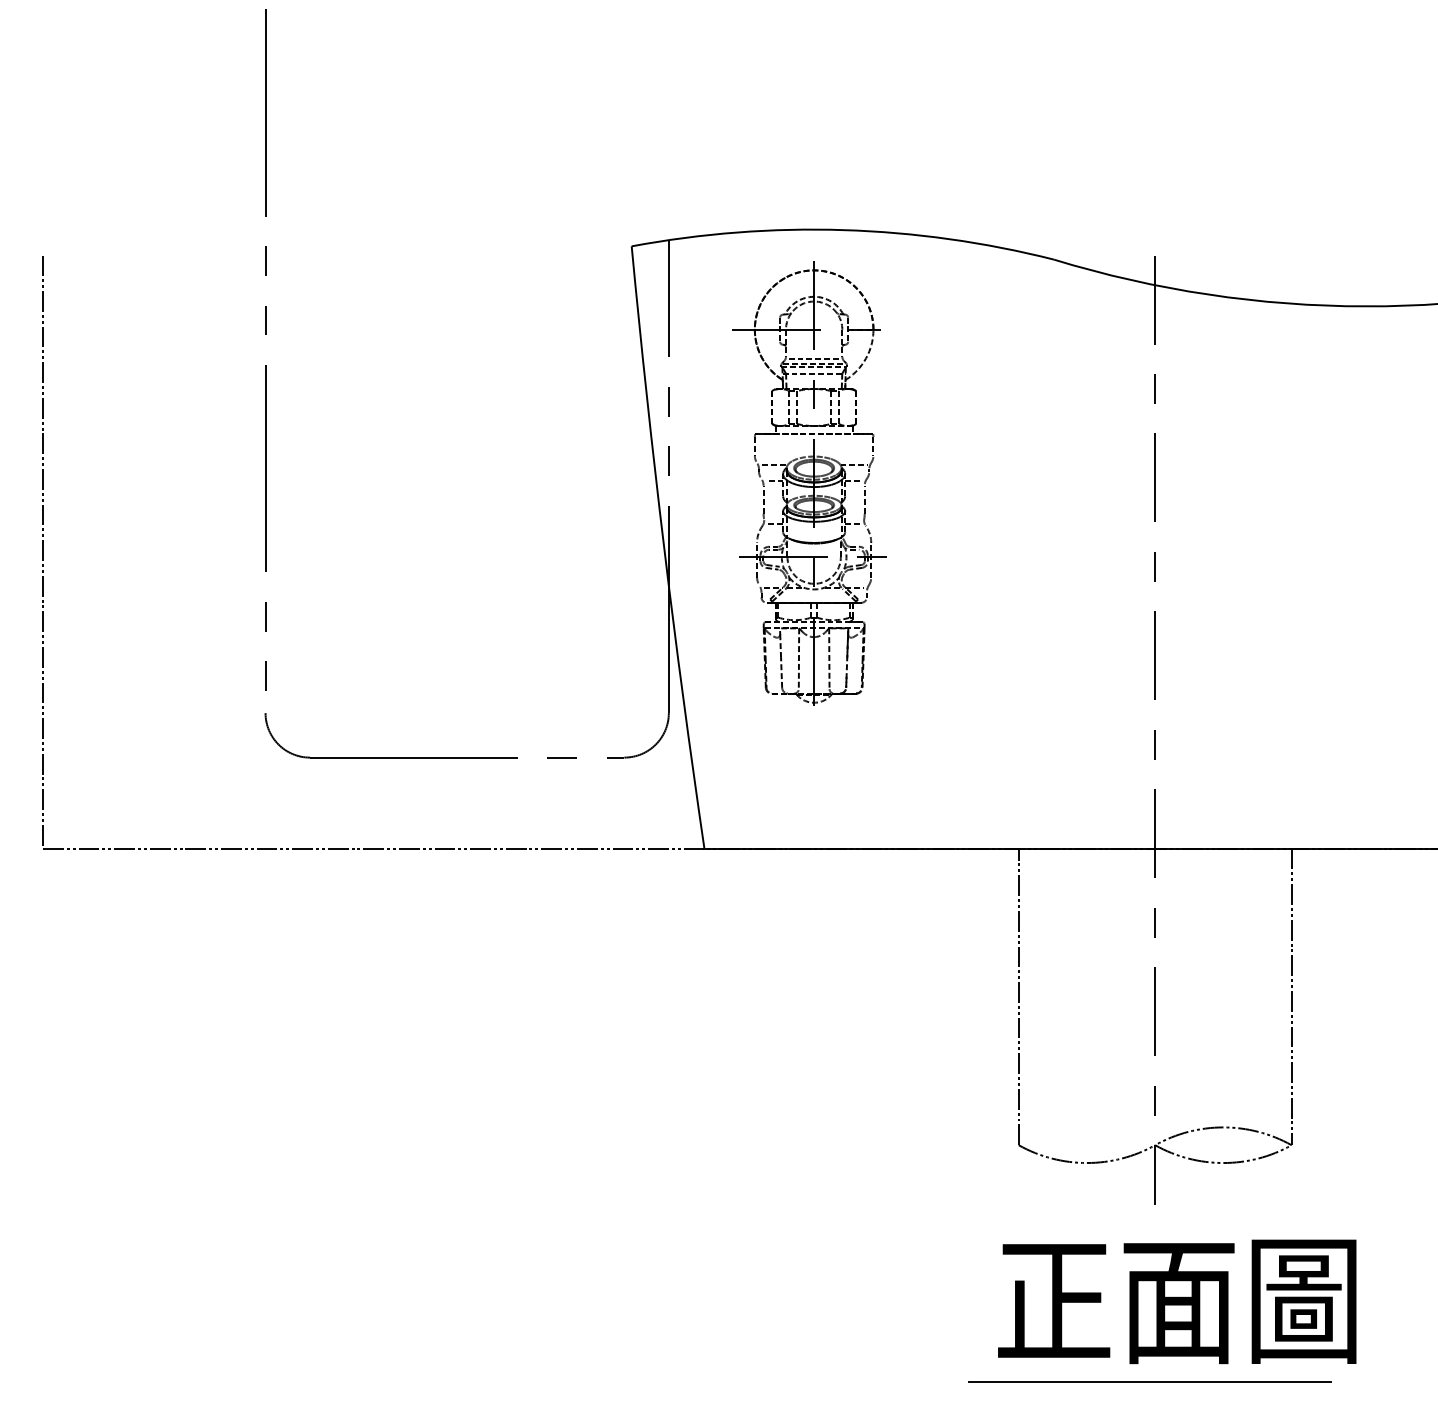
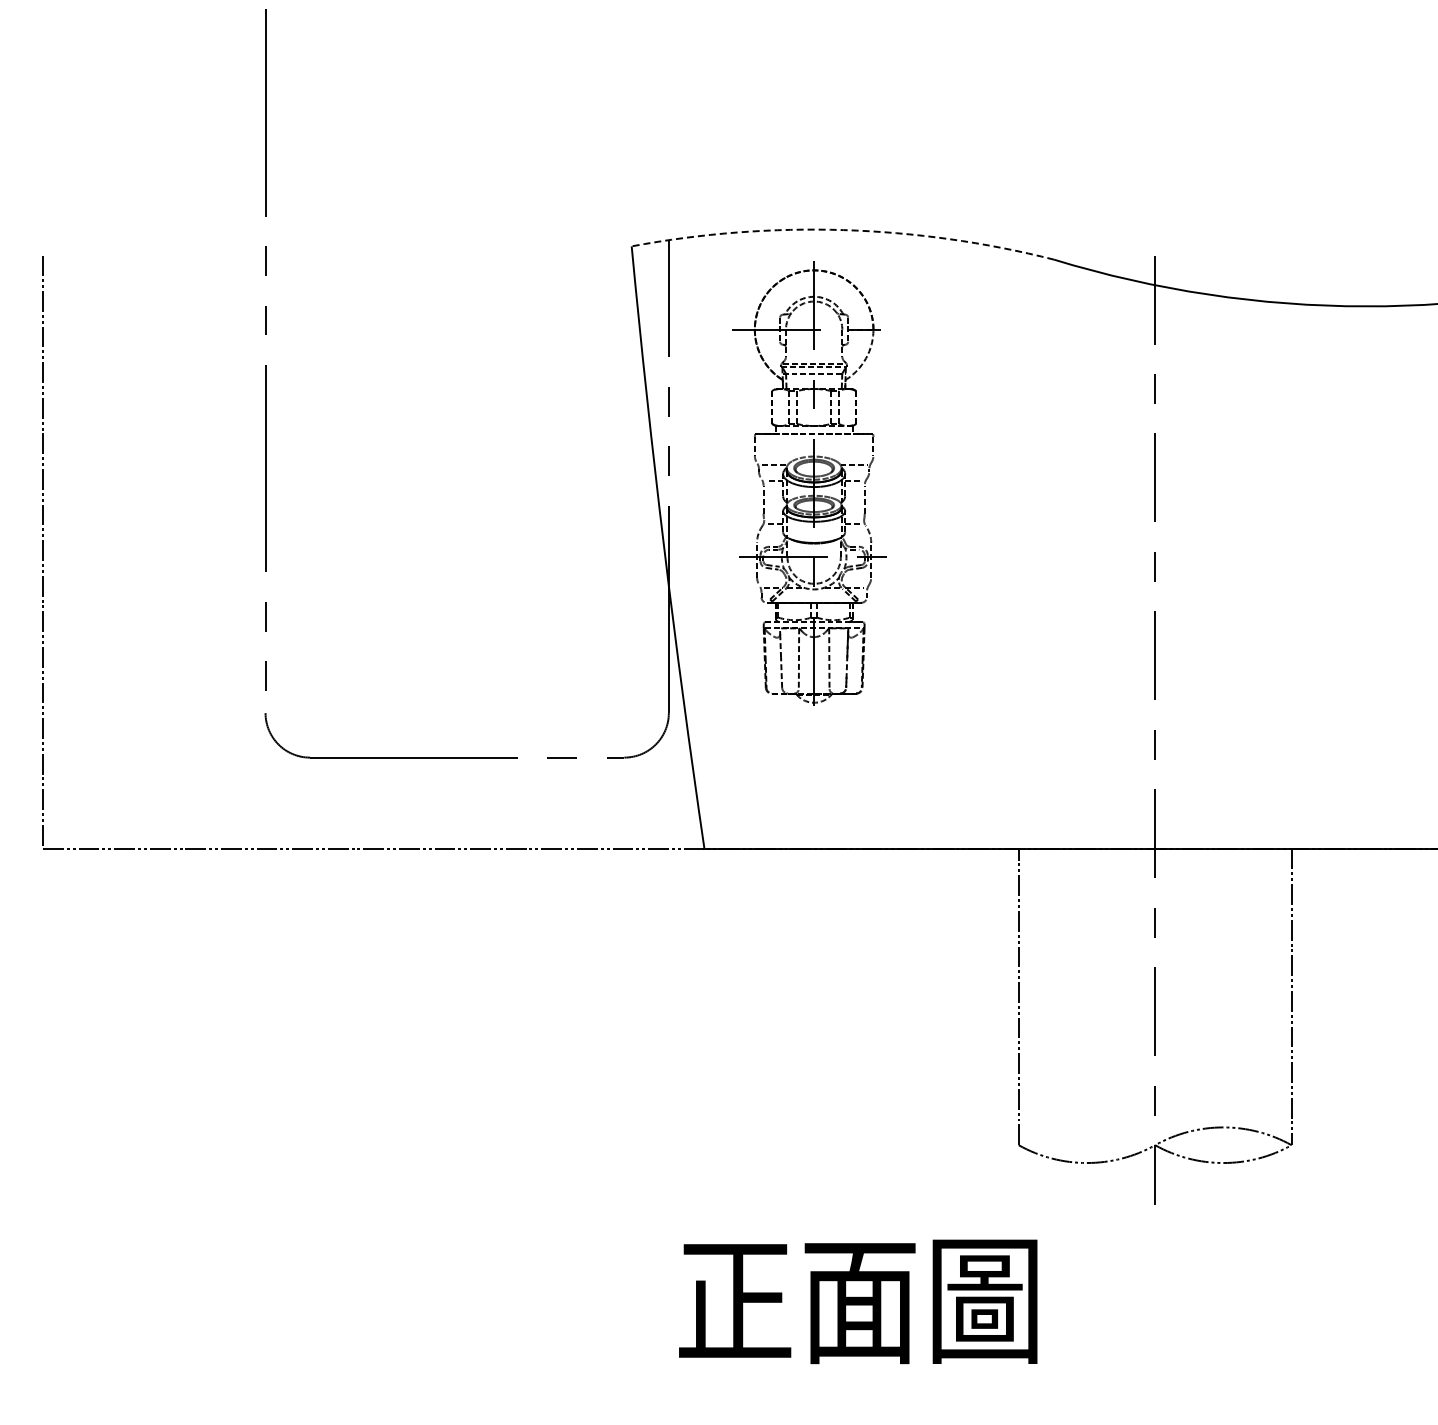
arc: solid -> dashed (843, 230)
line: present -> none (813, 359)
text position: (1177, 1301) -> (858, 1301) (858, 1301)
line: present -> none (1149, 1381)
